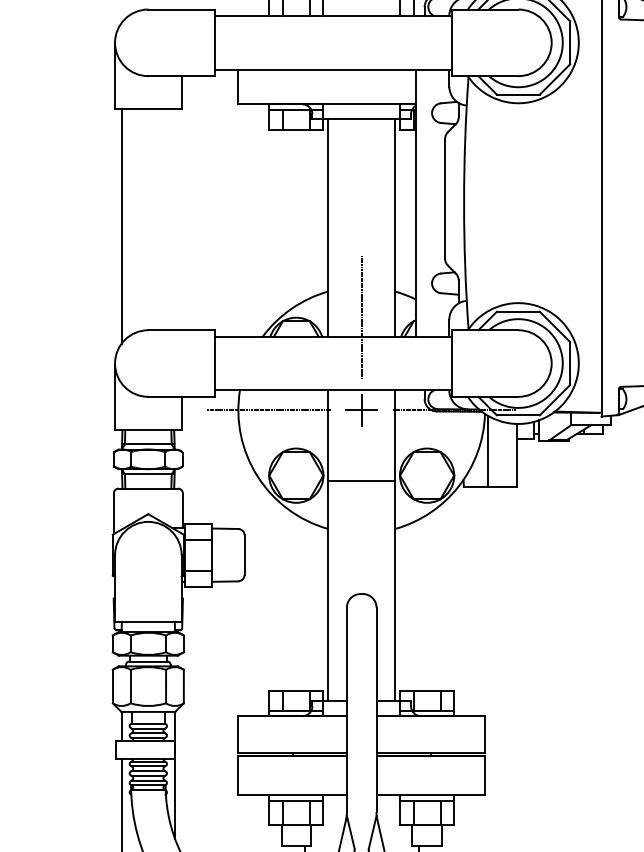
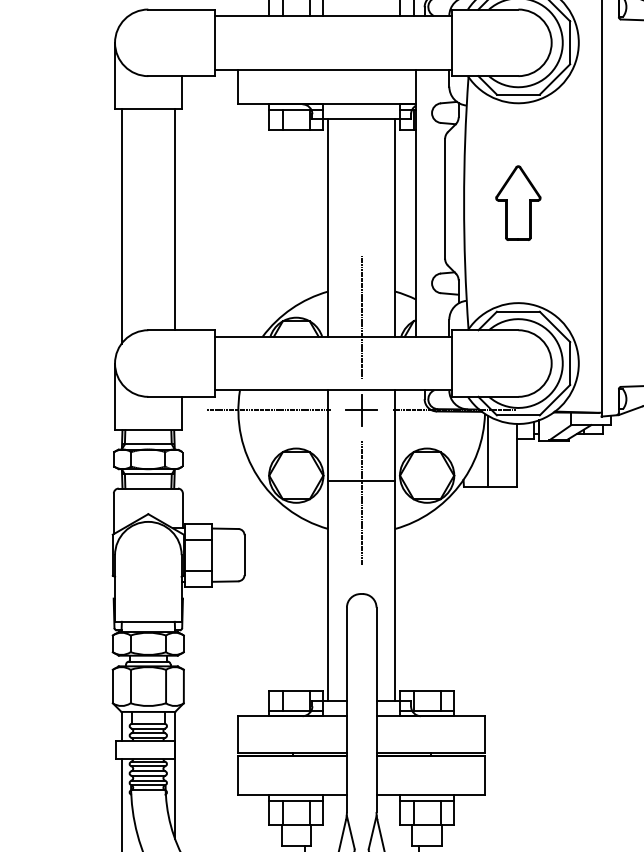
part: none -> present (518, 202)
line: none -> present (175, 219)
line: none -> present (361, 502)
